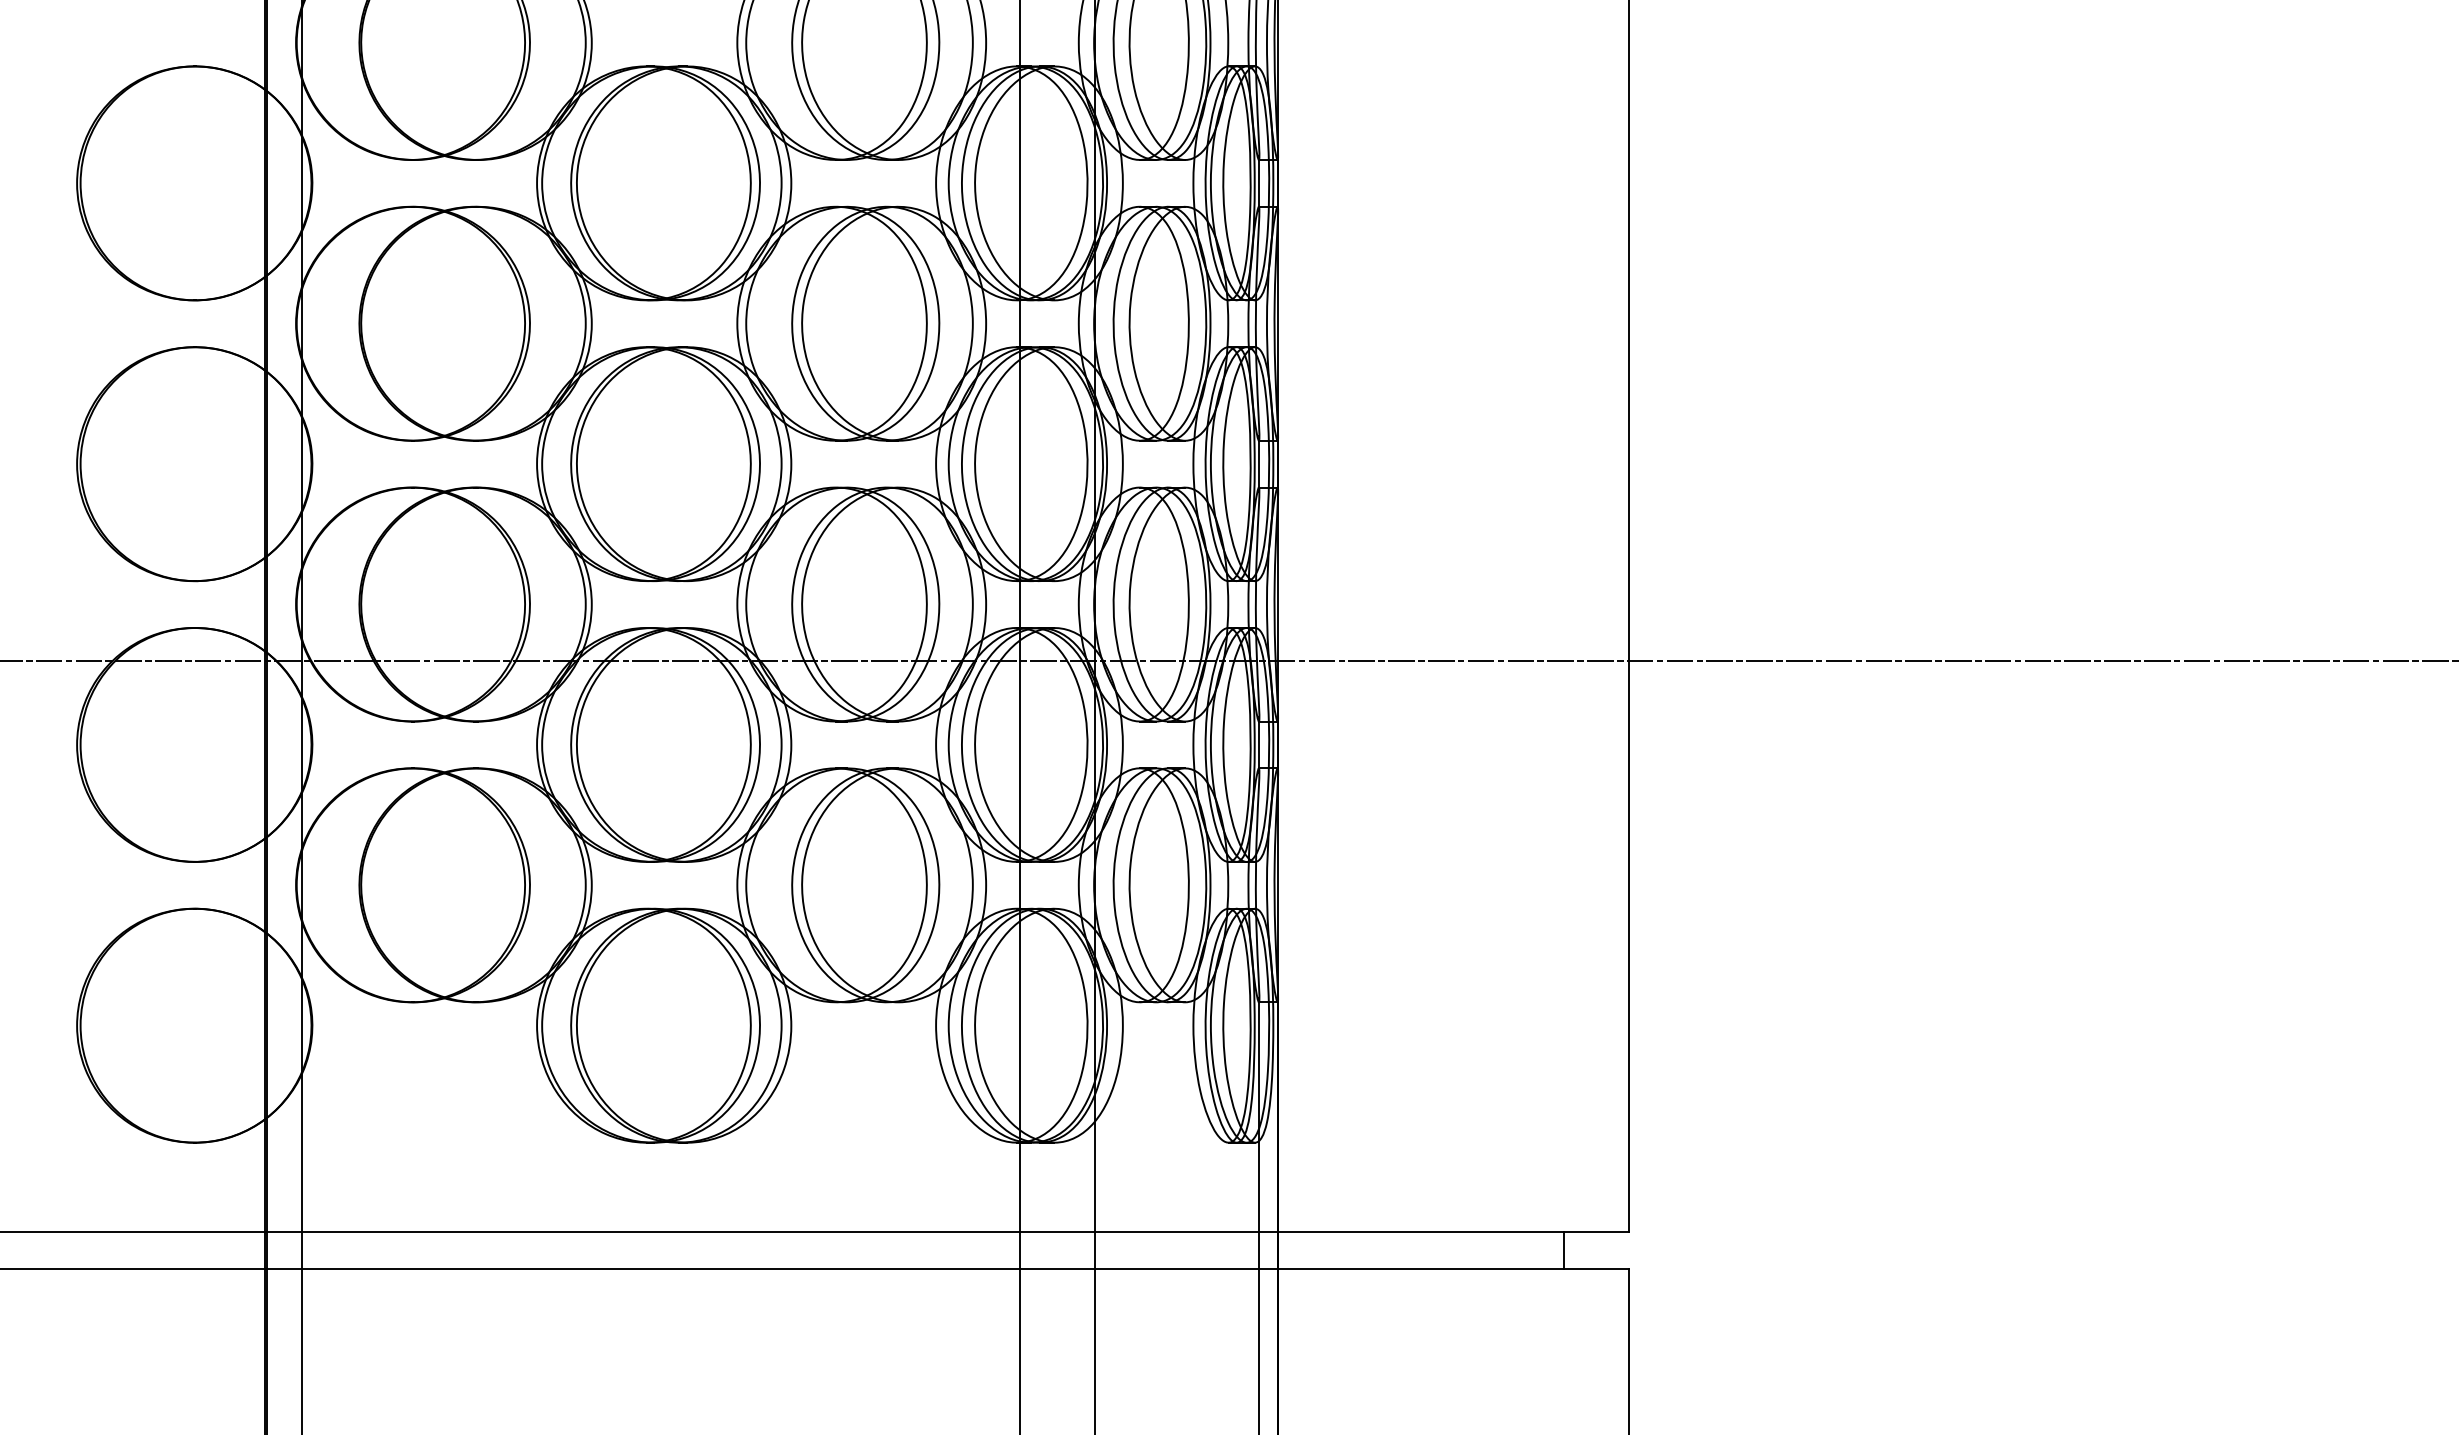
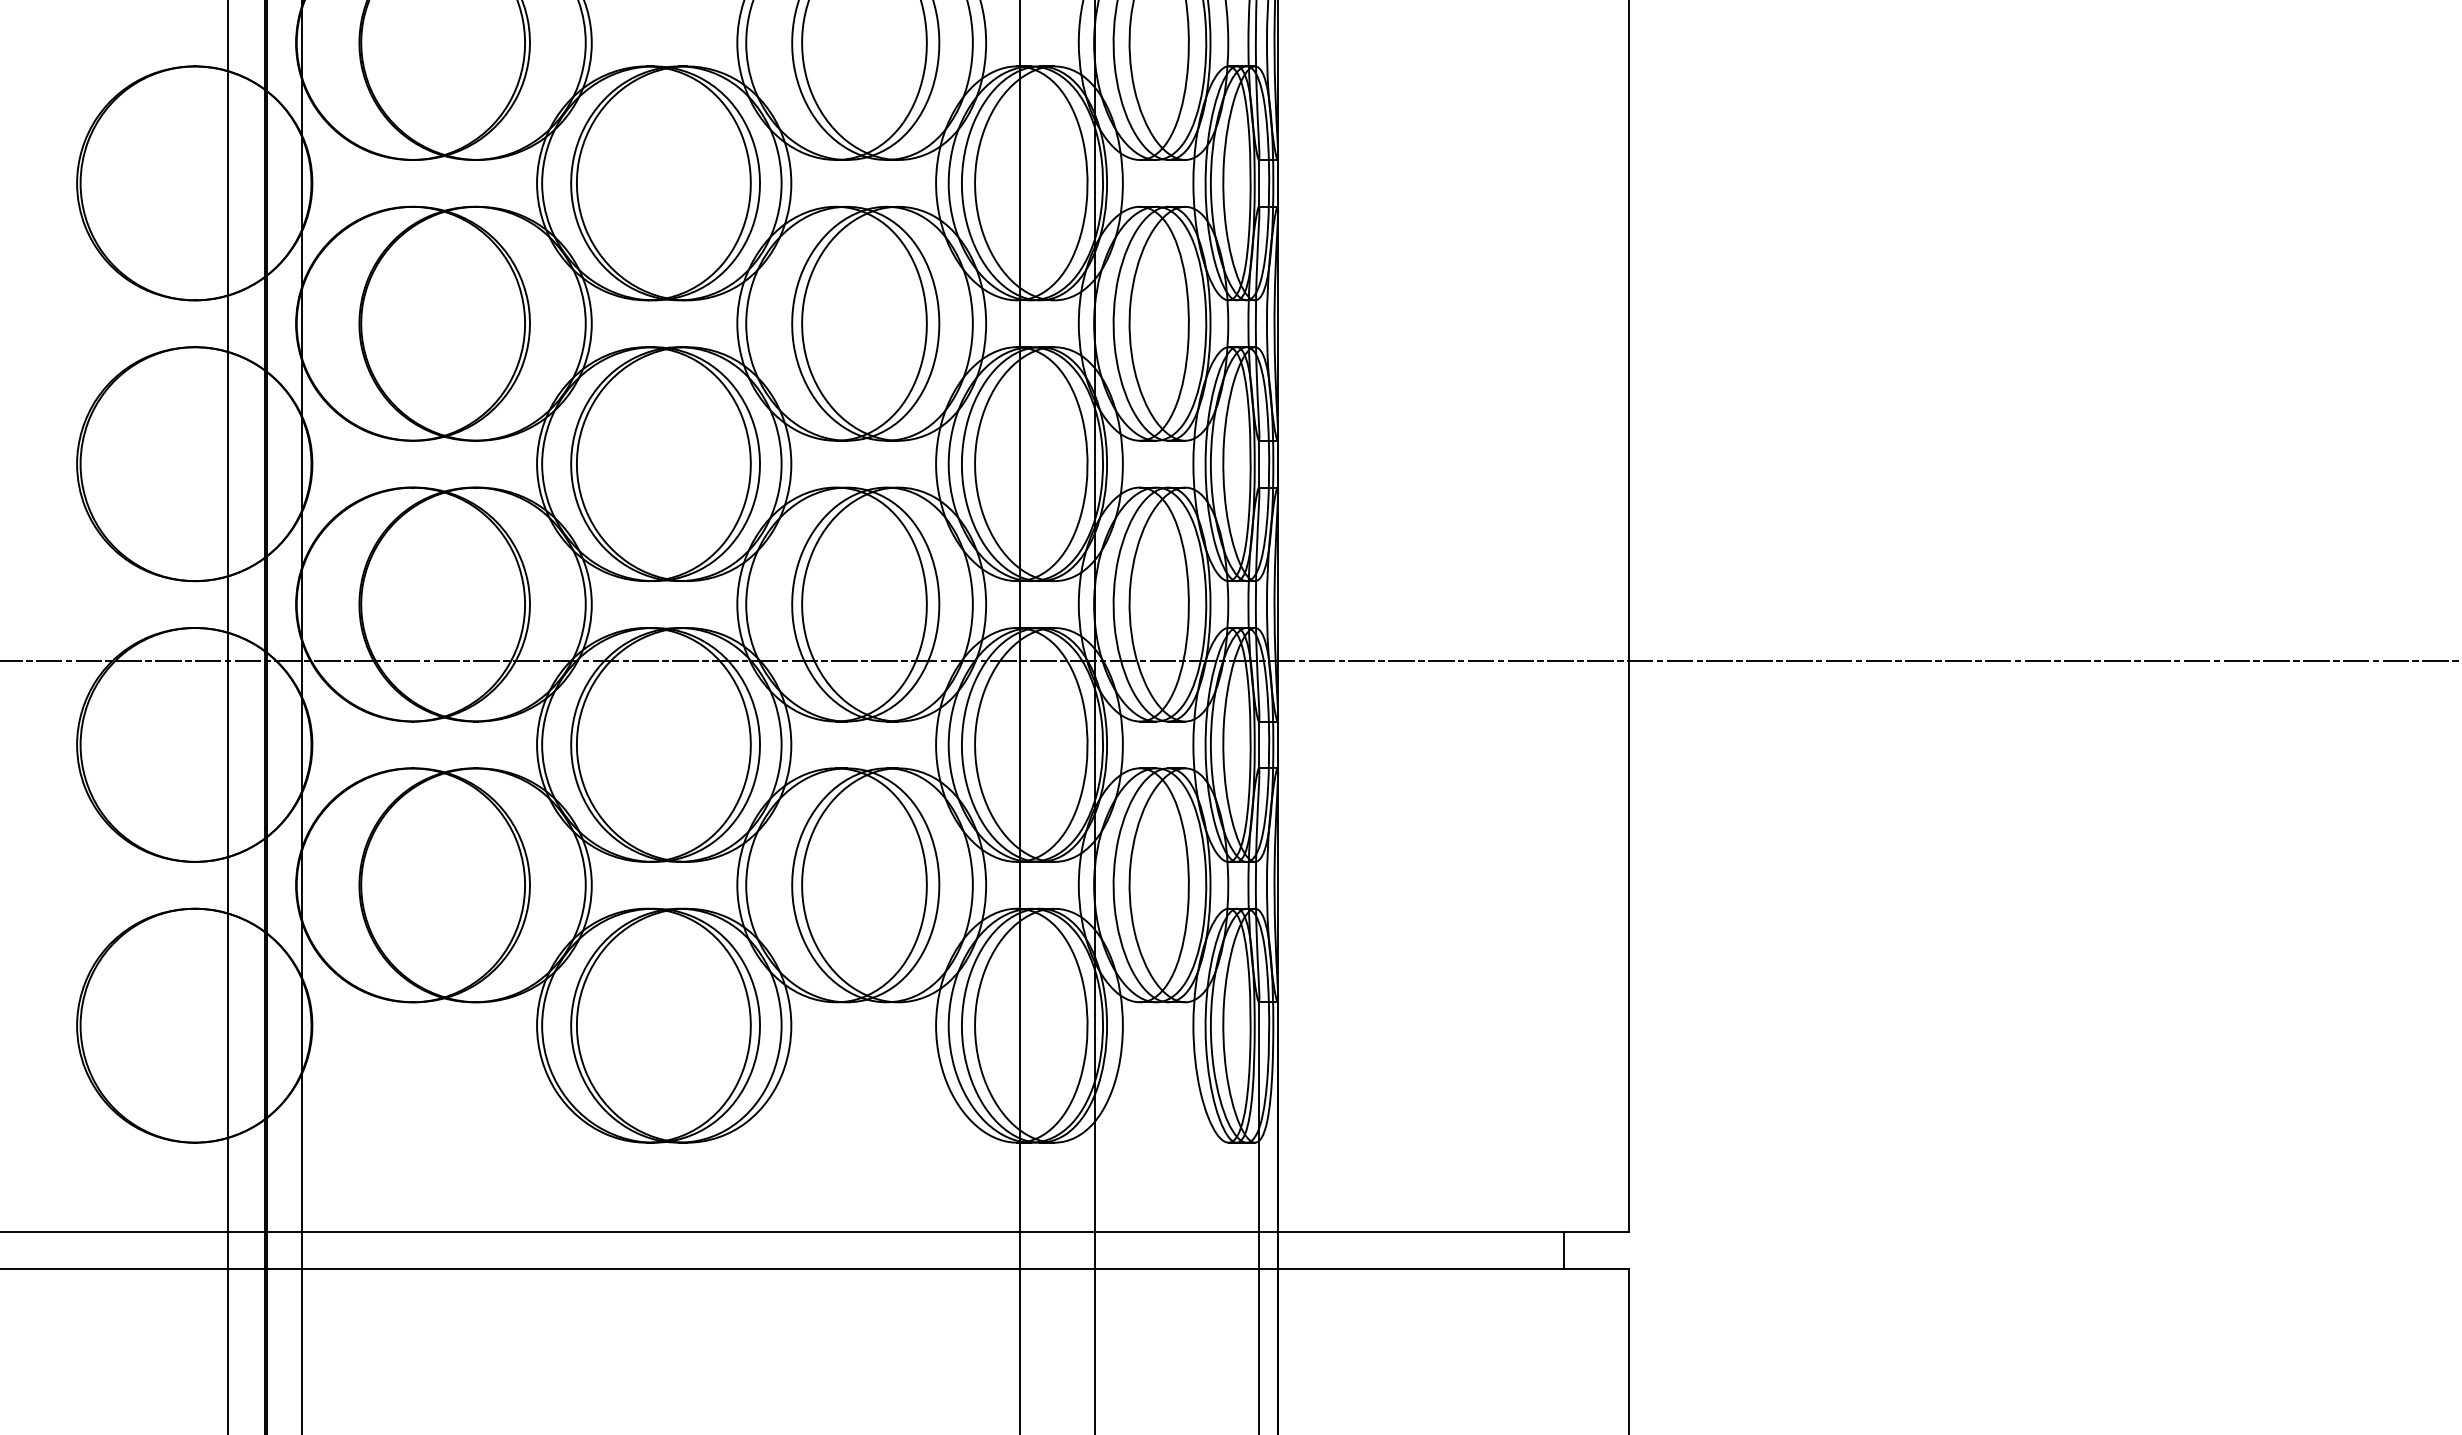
line: none -> present (227, 716)
